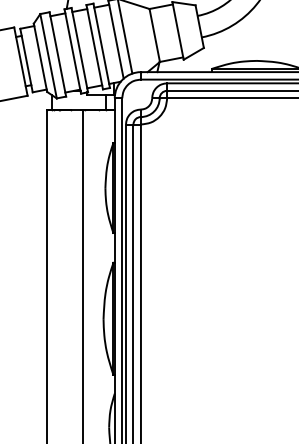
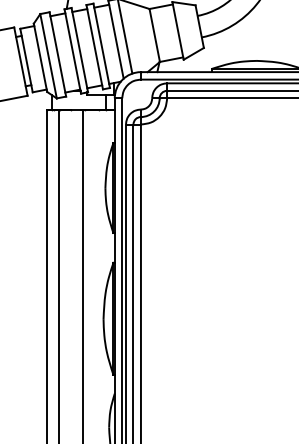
line: none -> present (58, 274)
